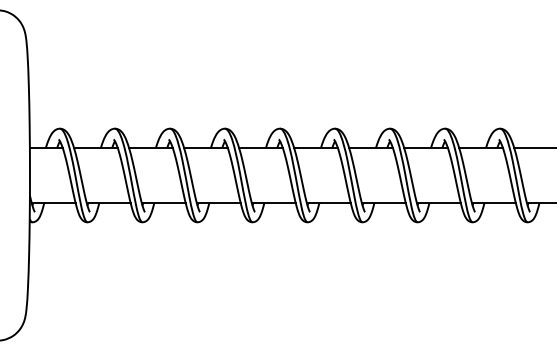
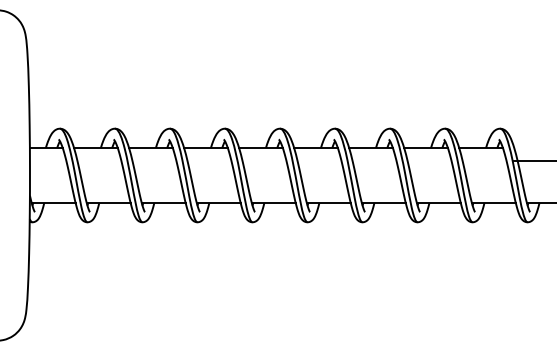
line position: (533, 147) -> (533, 160) (533, 160)
